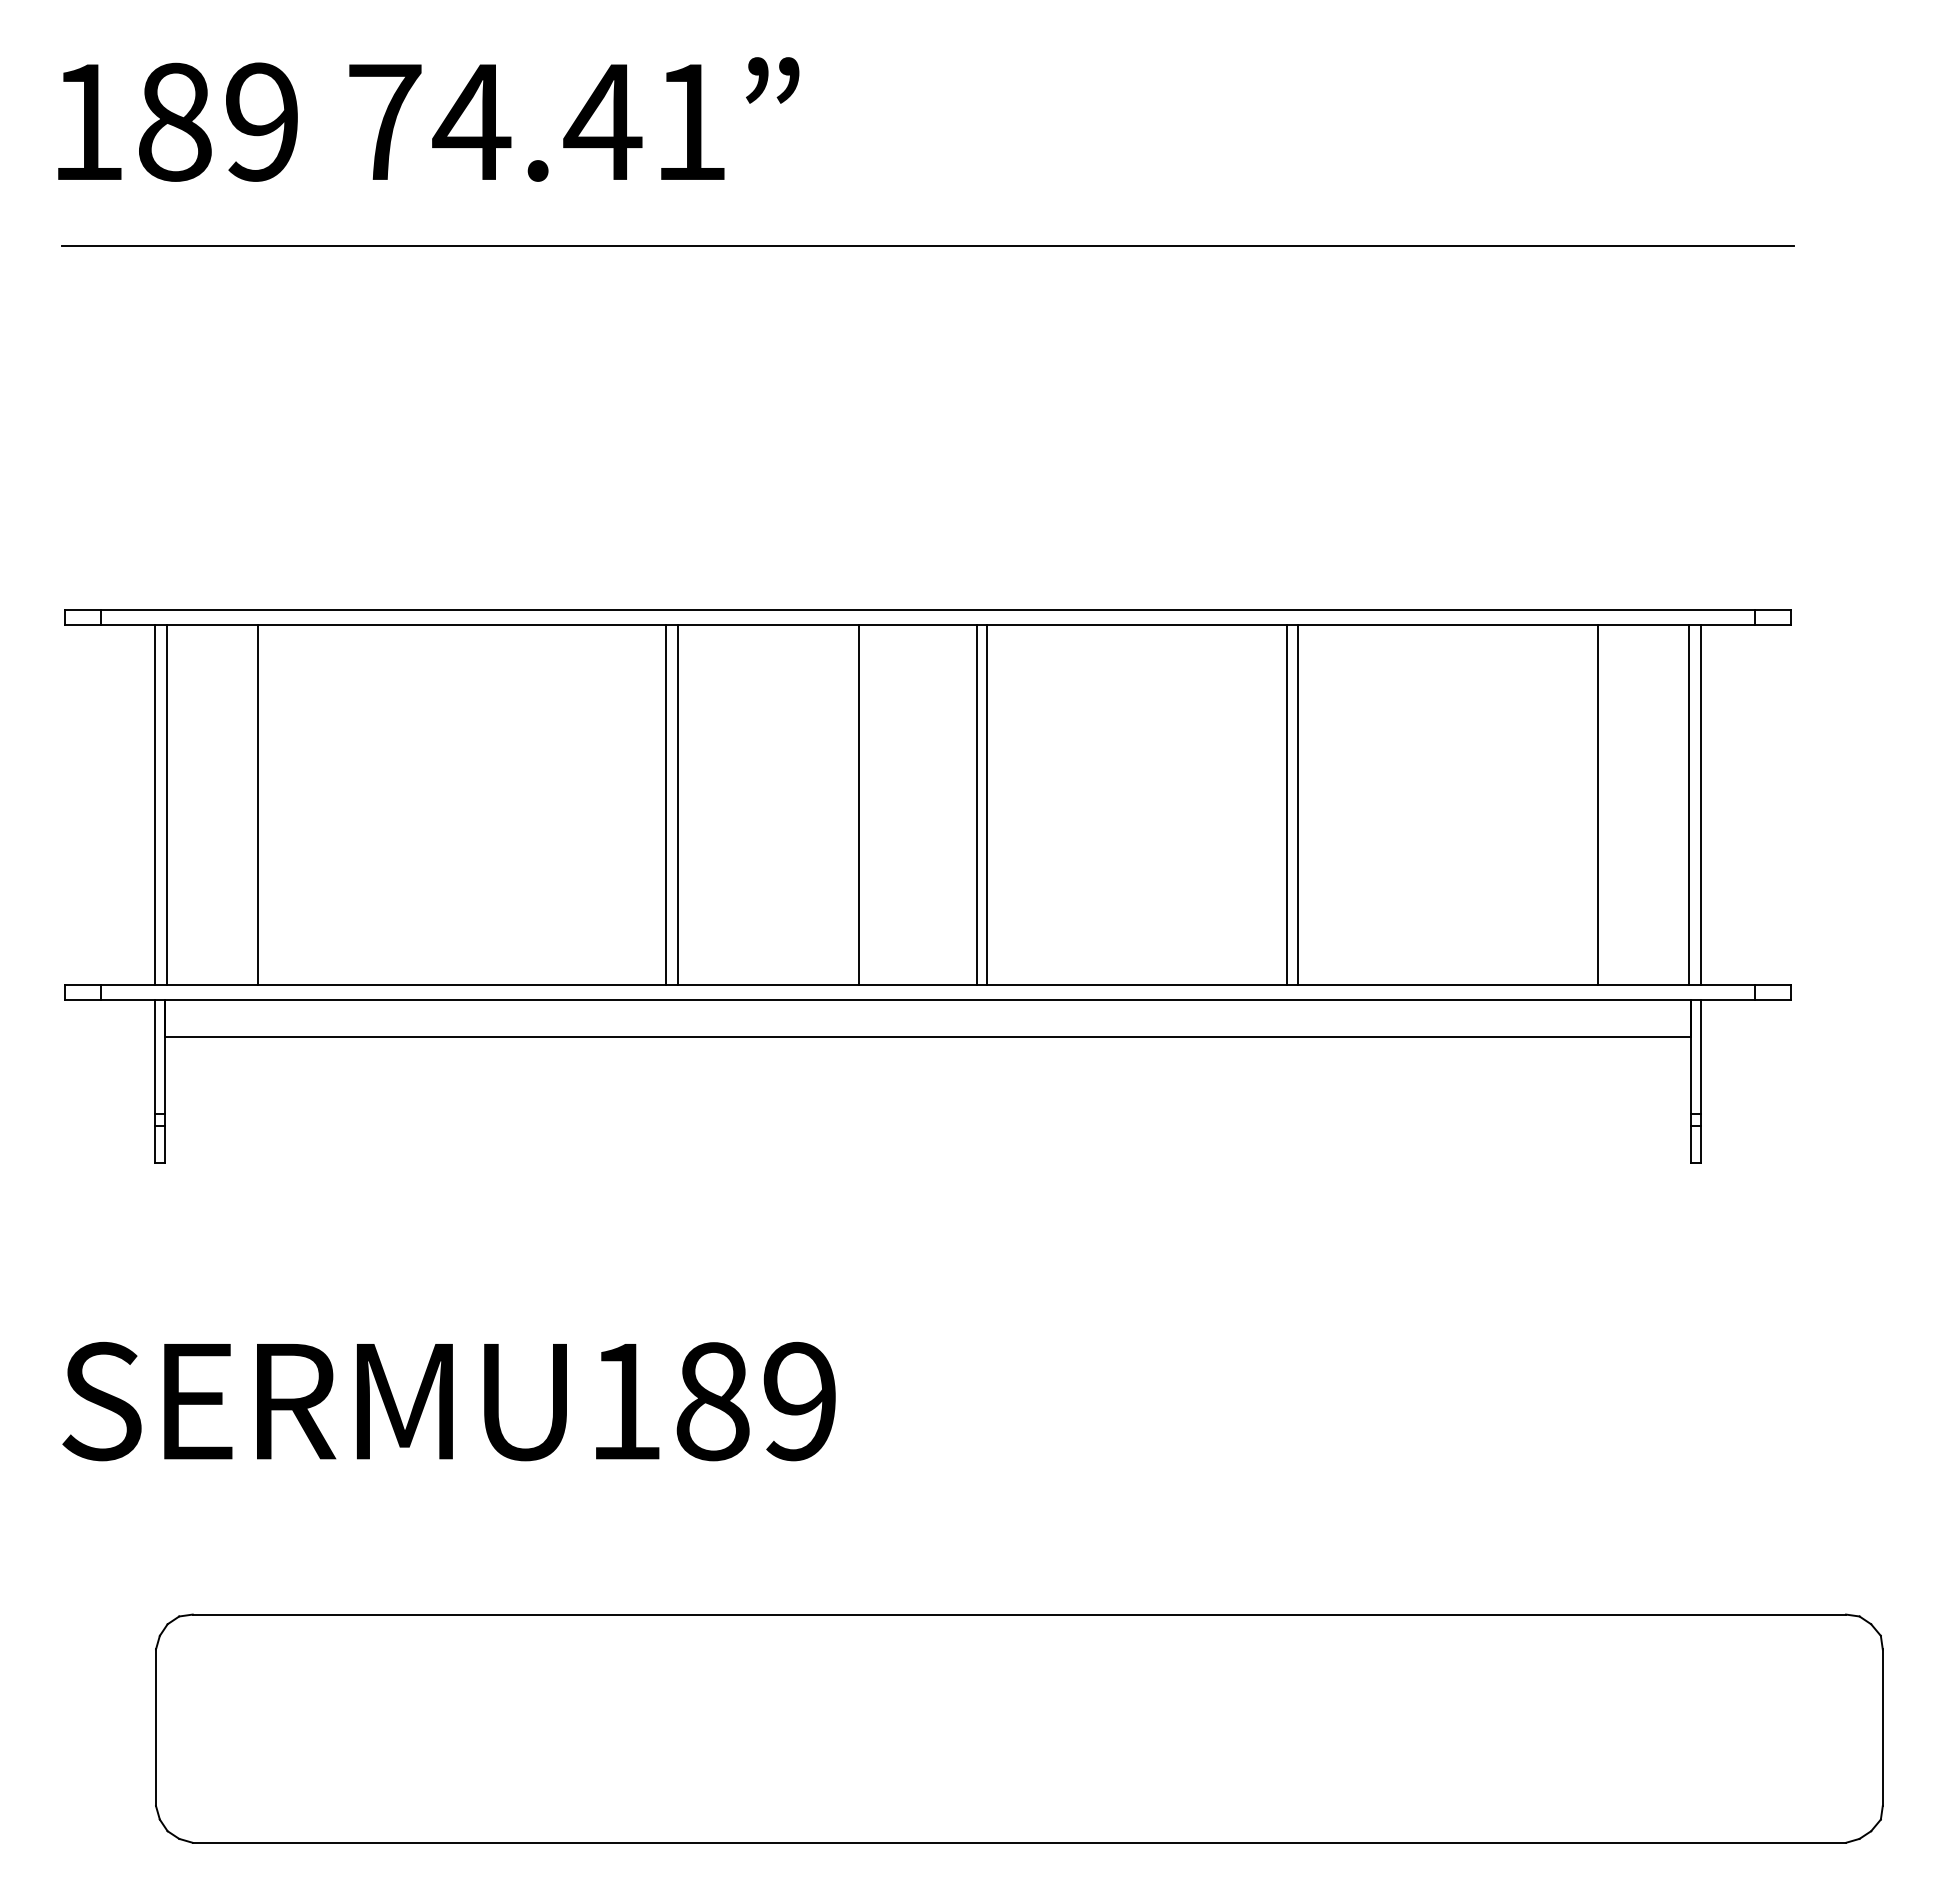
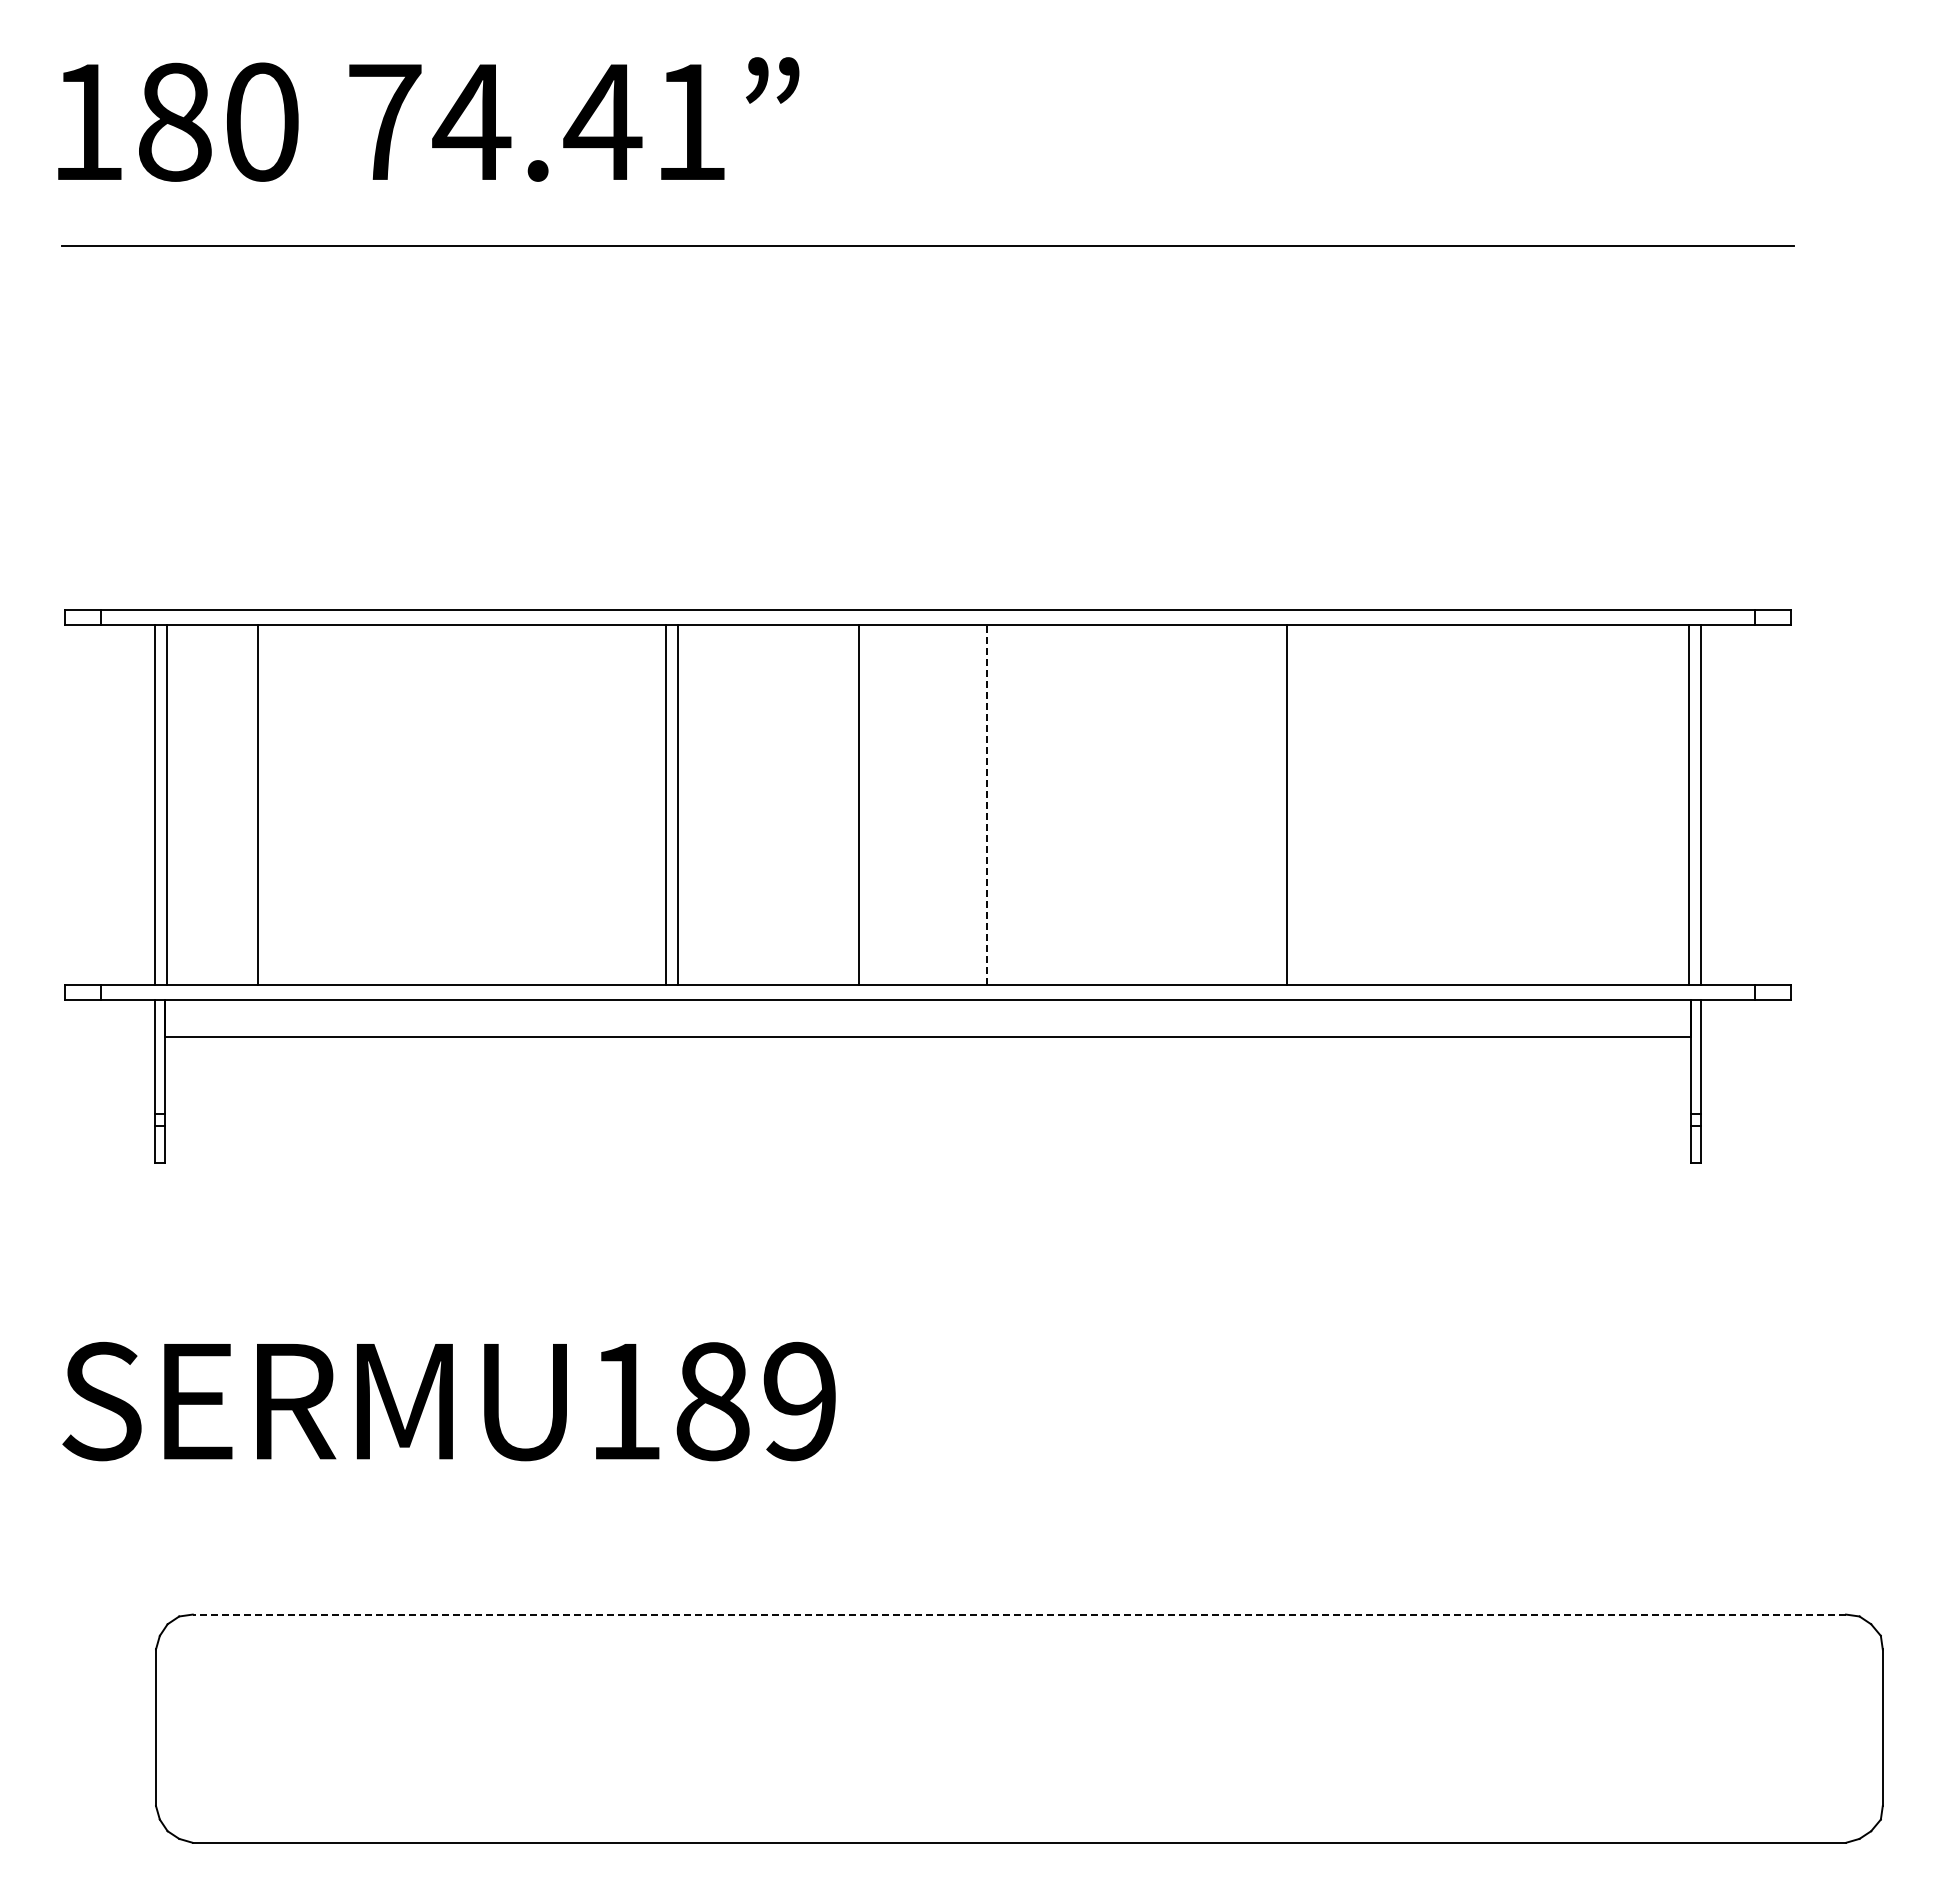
text: 189 -> 180 (262, 121)
line: present -> none (977, 804)
line: present -> none (1298, 804)
line: present -> none (1598, 804)
line: solid -> dashed (986, 805)
line: solid -> dashed (1019, 1614)
